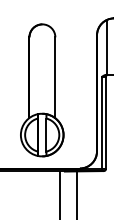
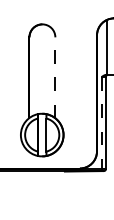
line: solid -> dashed (55, 77)
line: solid -> dashed (101, 123)
line: present -> none (60, 193)
line: present -> none (76, 193)
